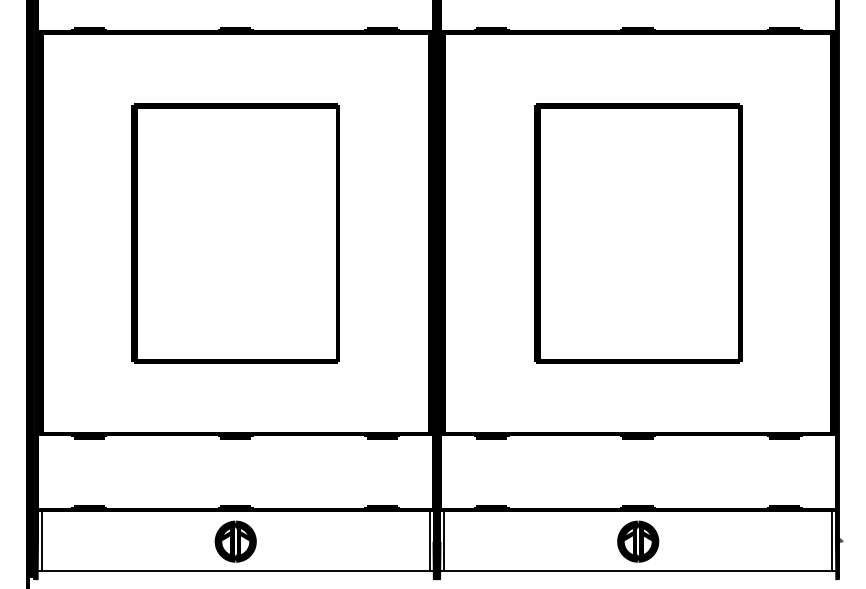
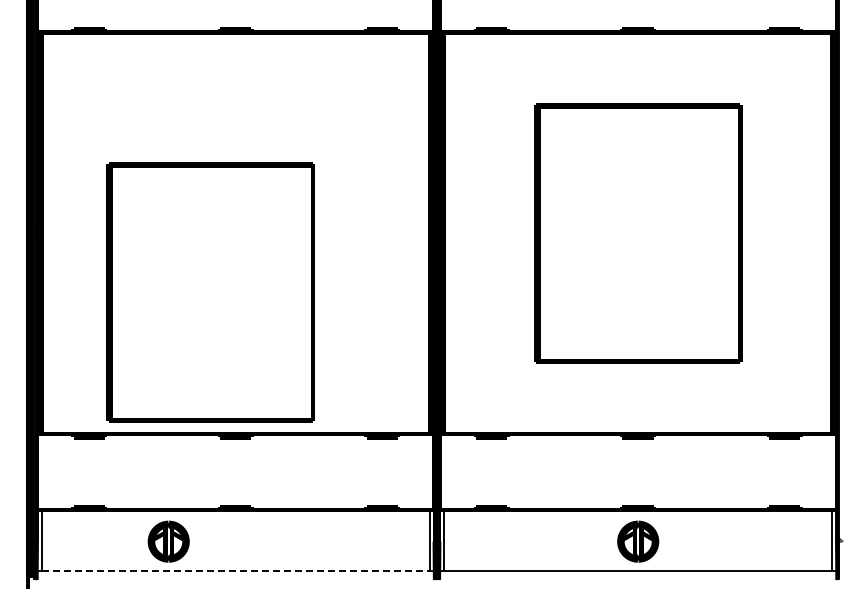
part position: (235, 233) -> (210, 292) (210, 292)
part position: (235, 541) -> (168, 541) (168, 541)
line: solid -> dashed (236, 571)
